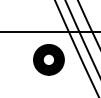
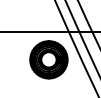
part size: 32x32 px -> 40x40 px (48, 59)
